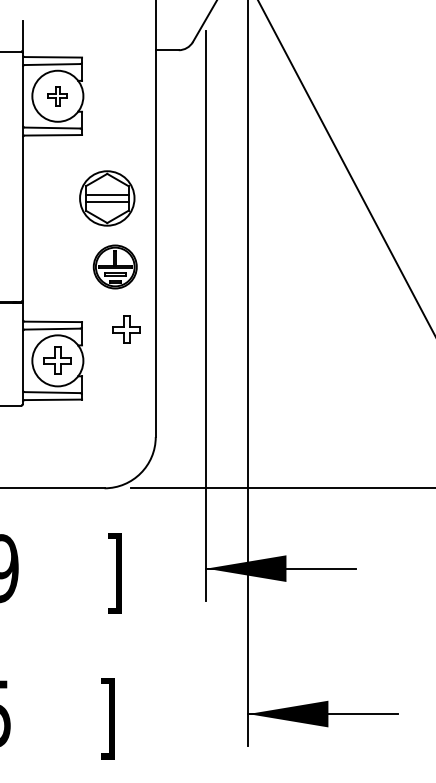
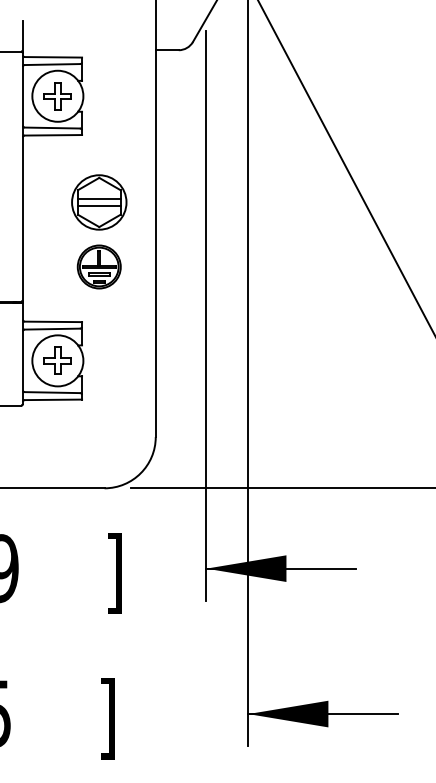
part size: 21x21 px -> 29x29 px (57, 96)
part position: (107, 198) -> (99, 202) (99, 202)
part position: (114, 266) -> (98, 266) (98, 266)
part: present -> none (126, 329)
